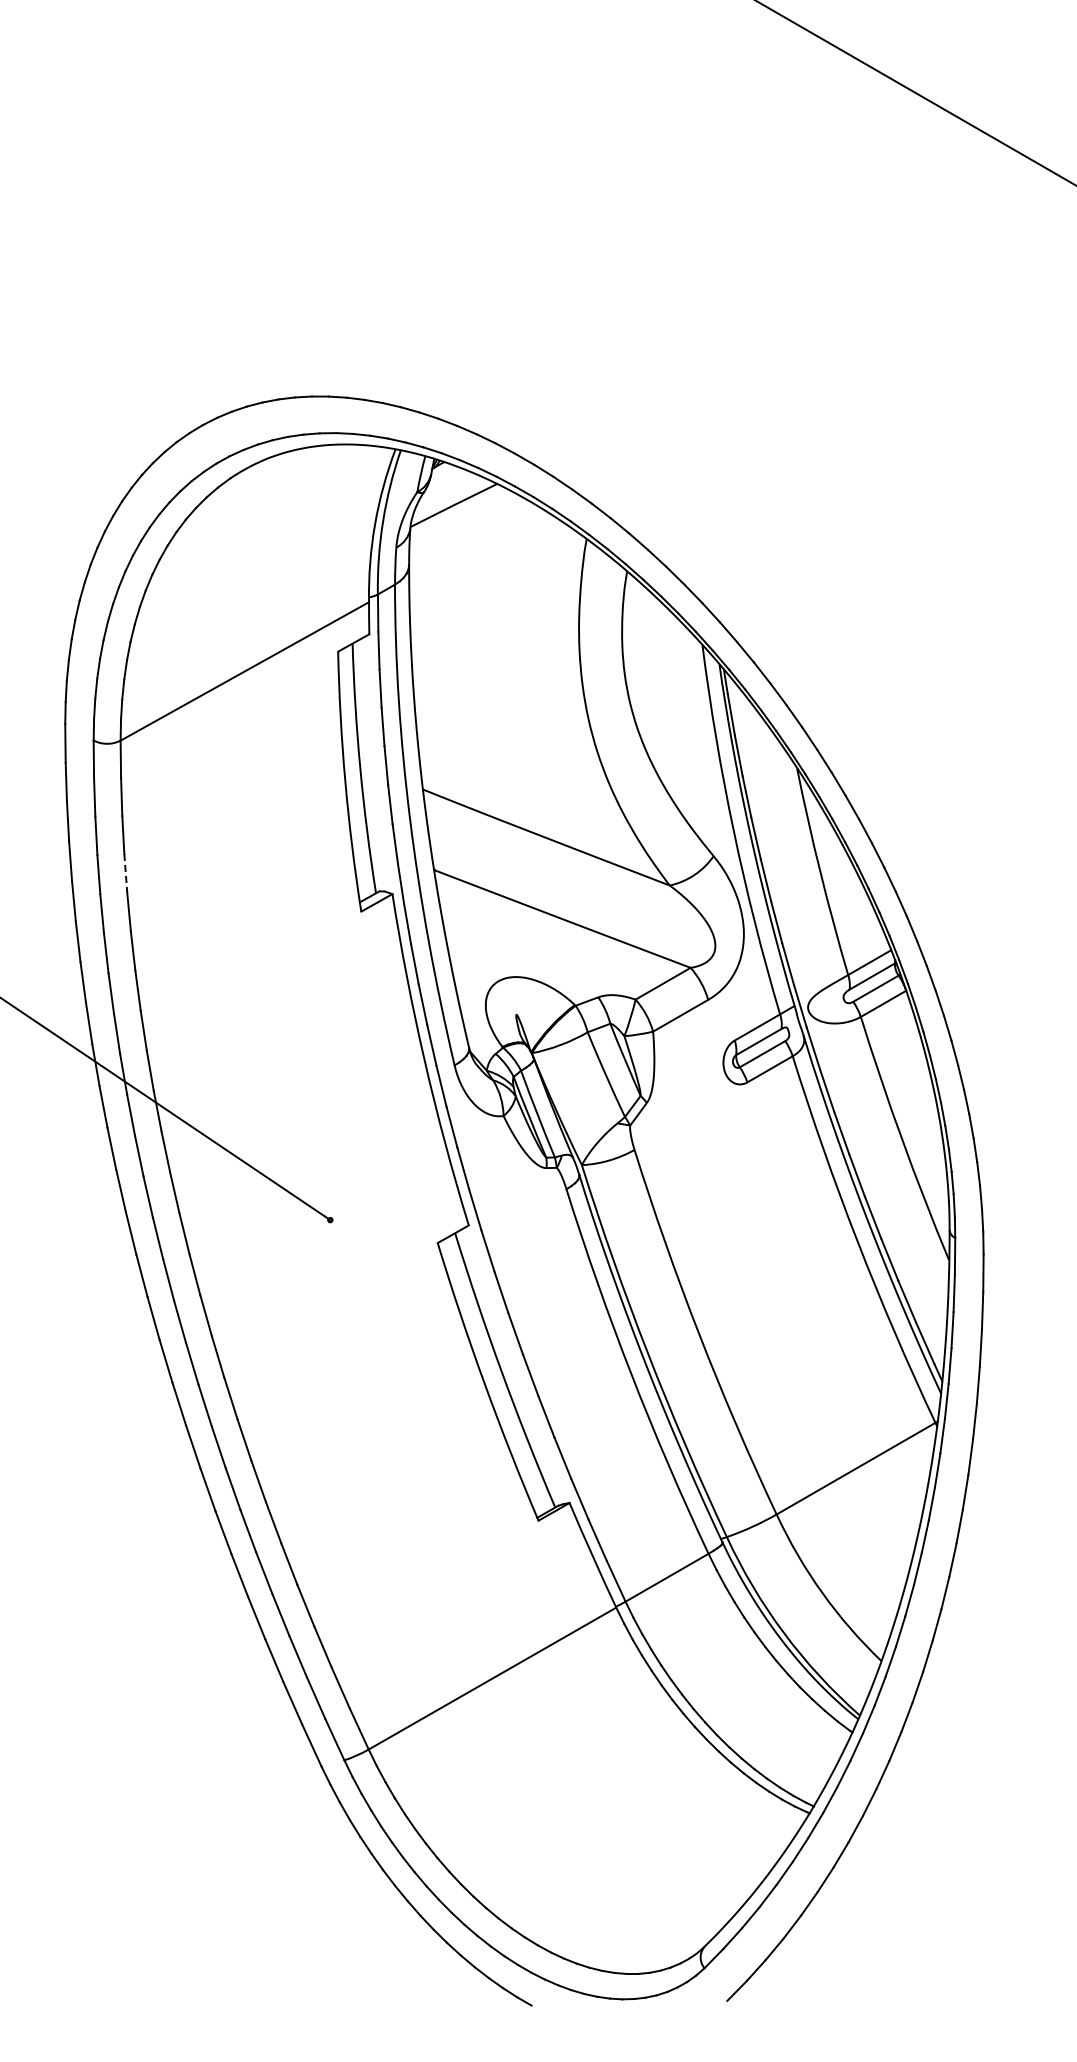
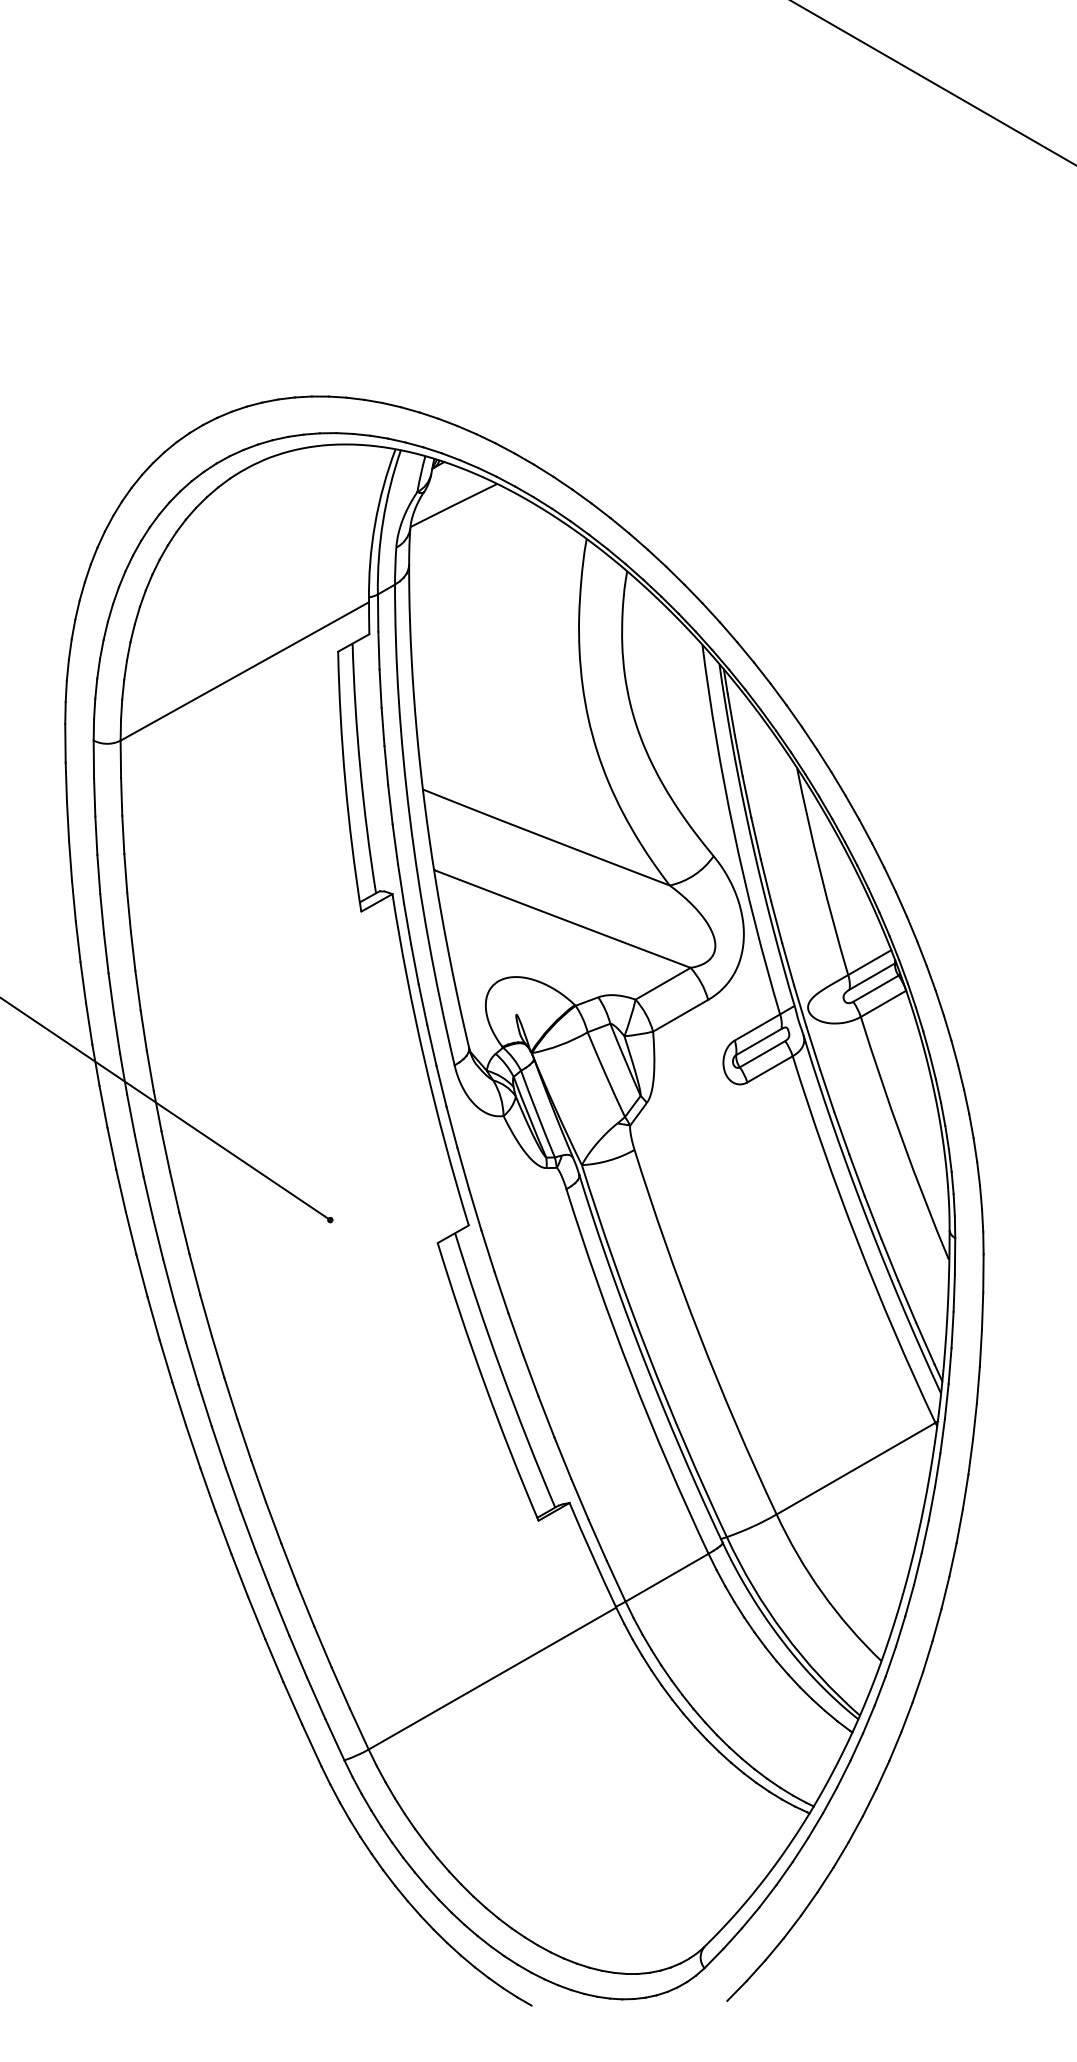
line position: (915, 93) -> (933, 83) (933, 83)
line: dashed -> solid (125, 873)
